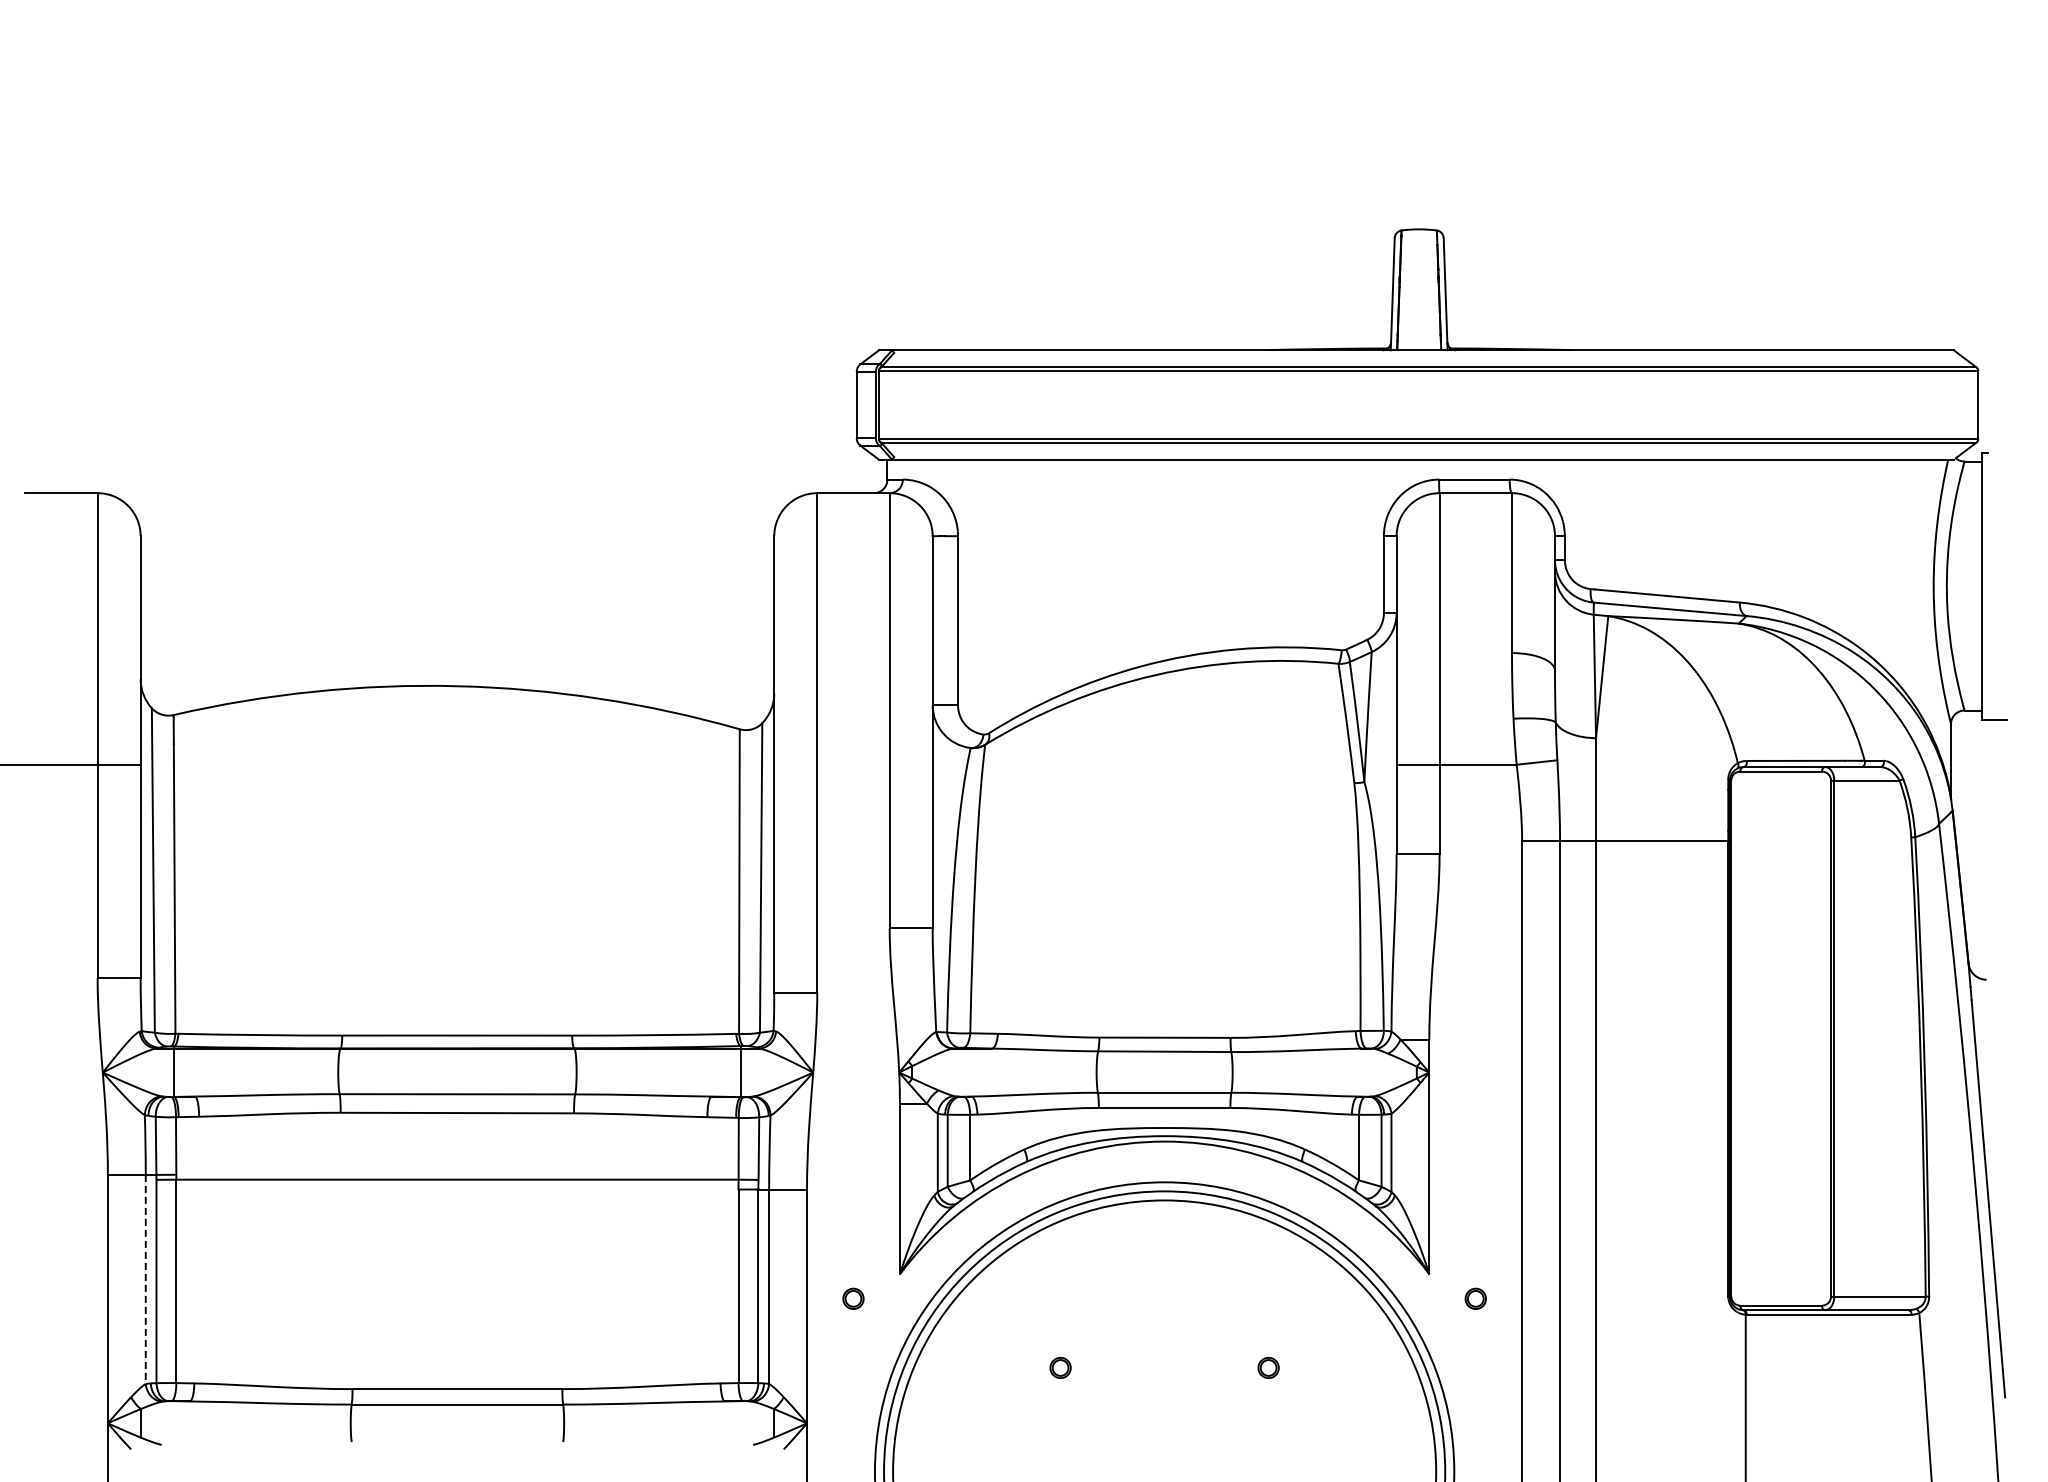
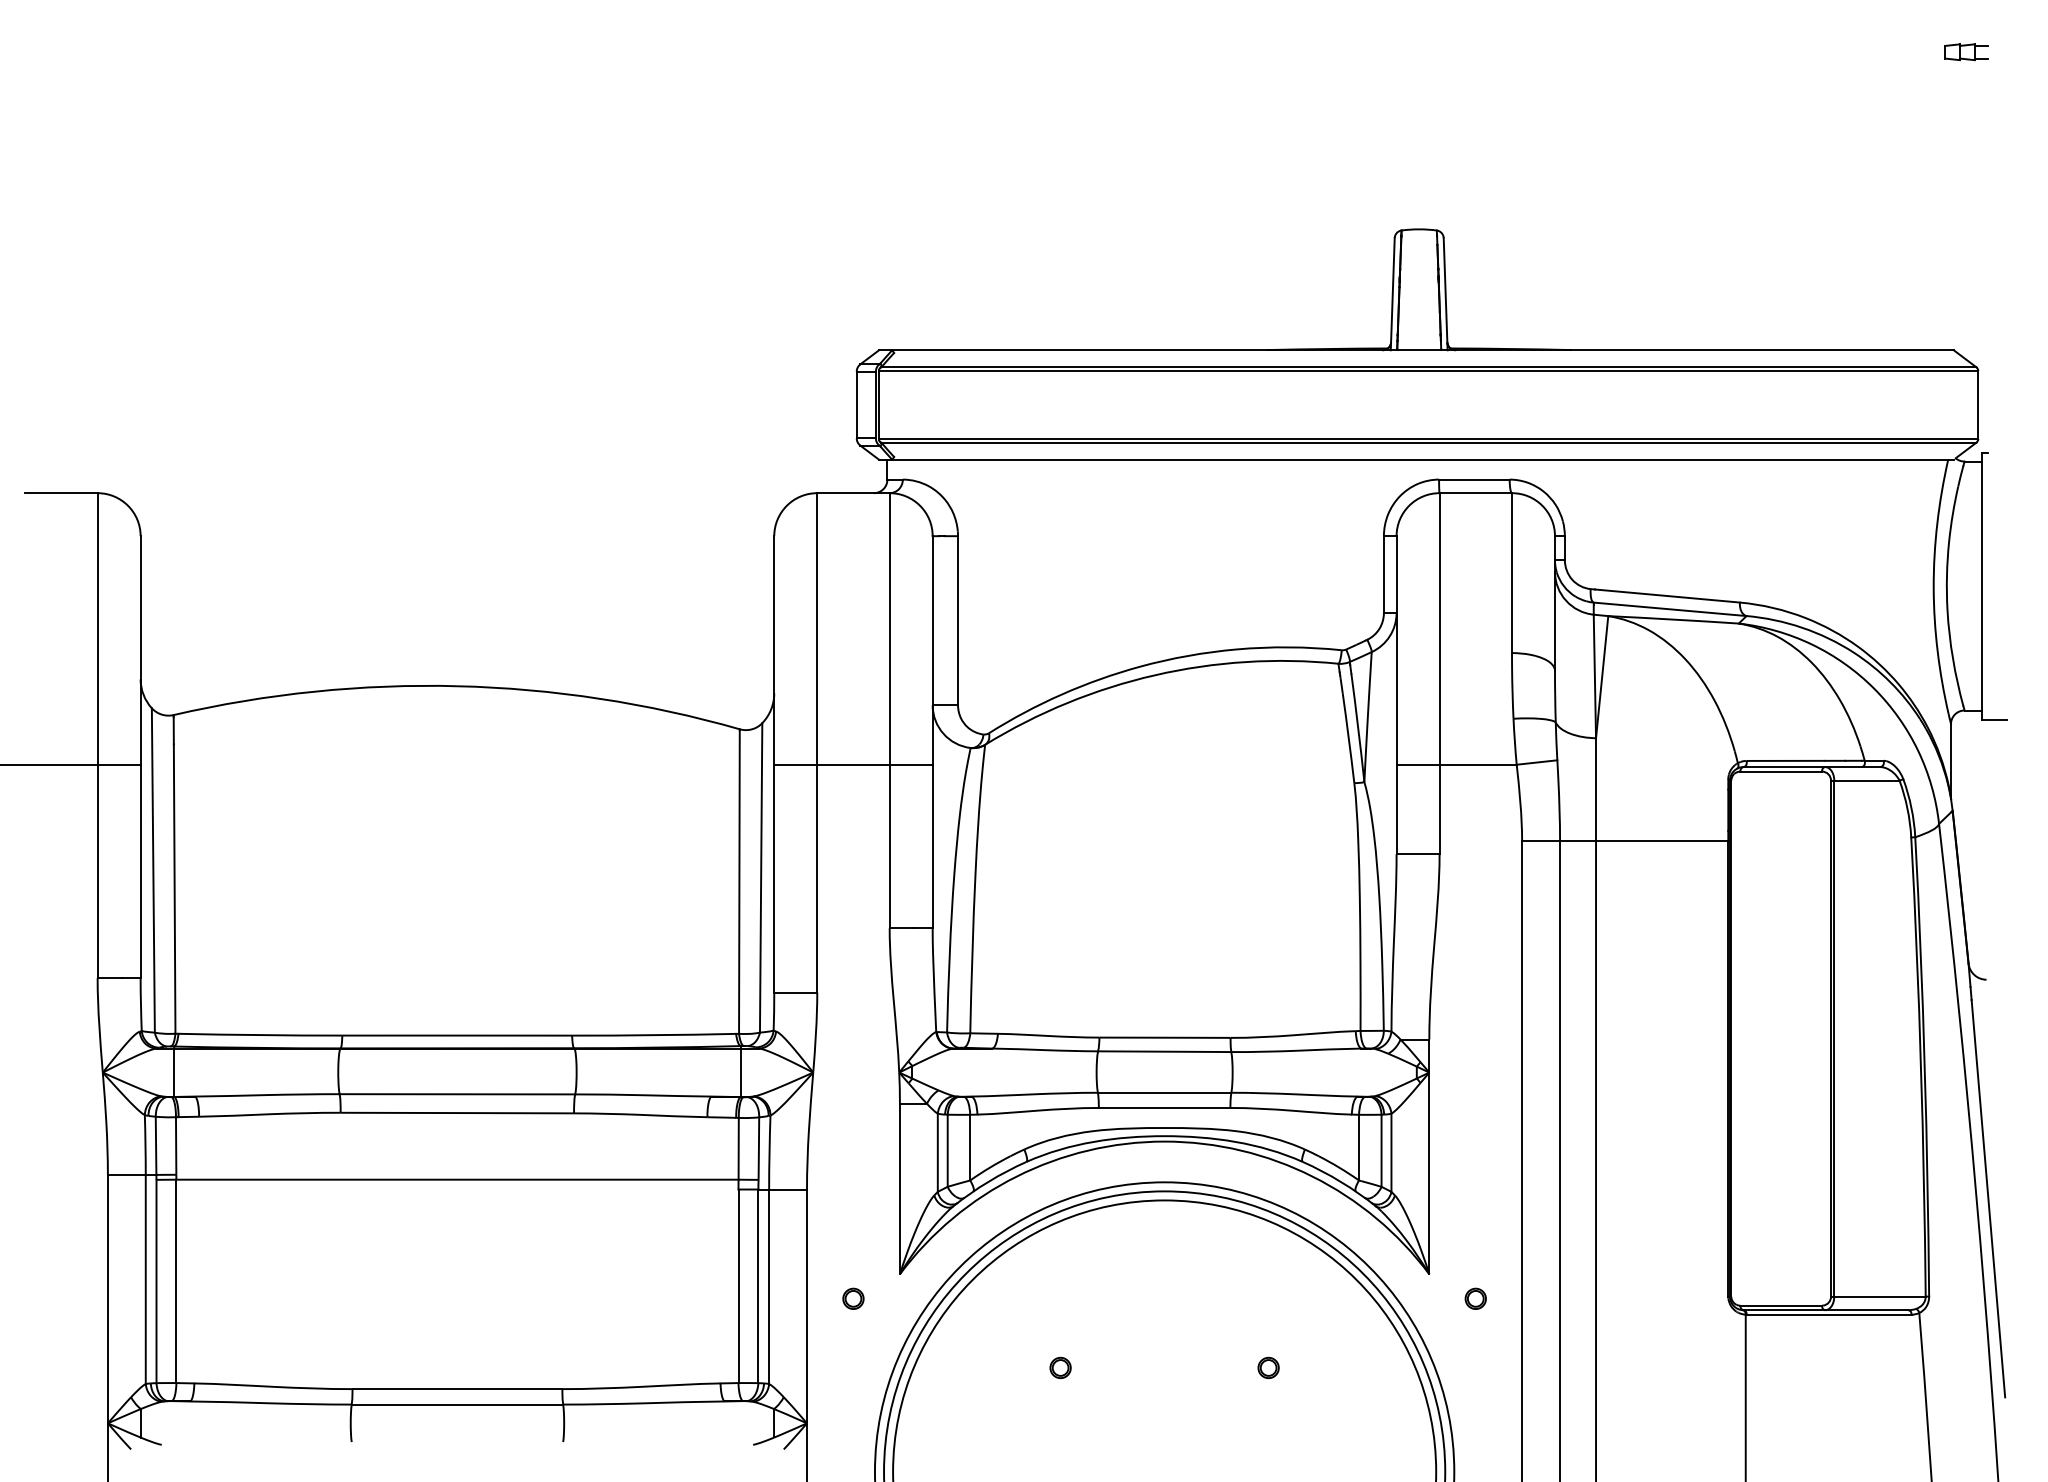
part: none -> present (1966, 52)
line: none -> present (853, 764)
line: dashed -> solid (145, 1279)
